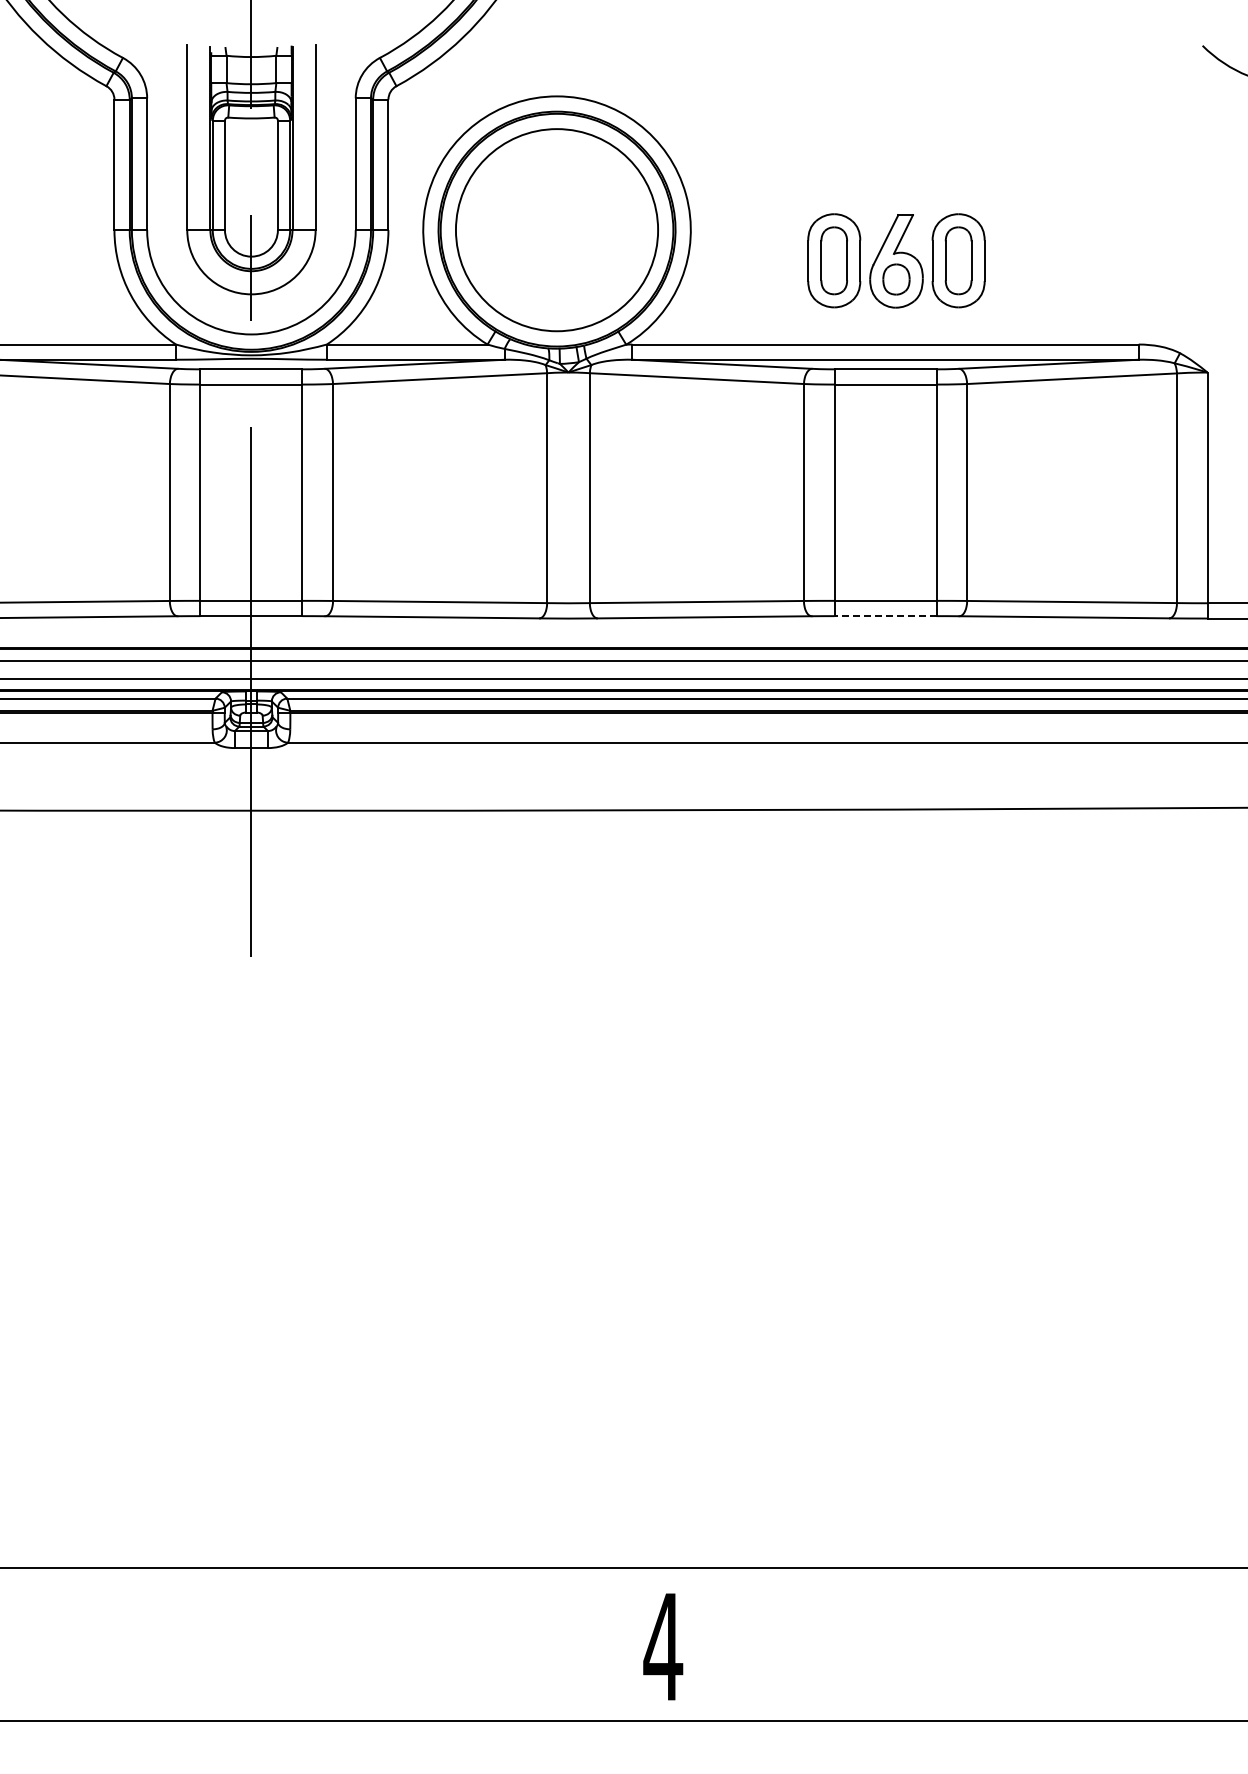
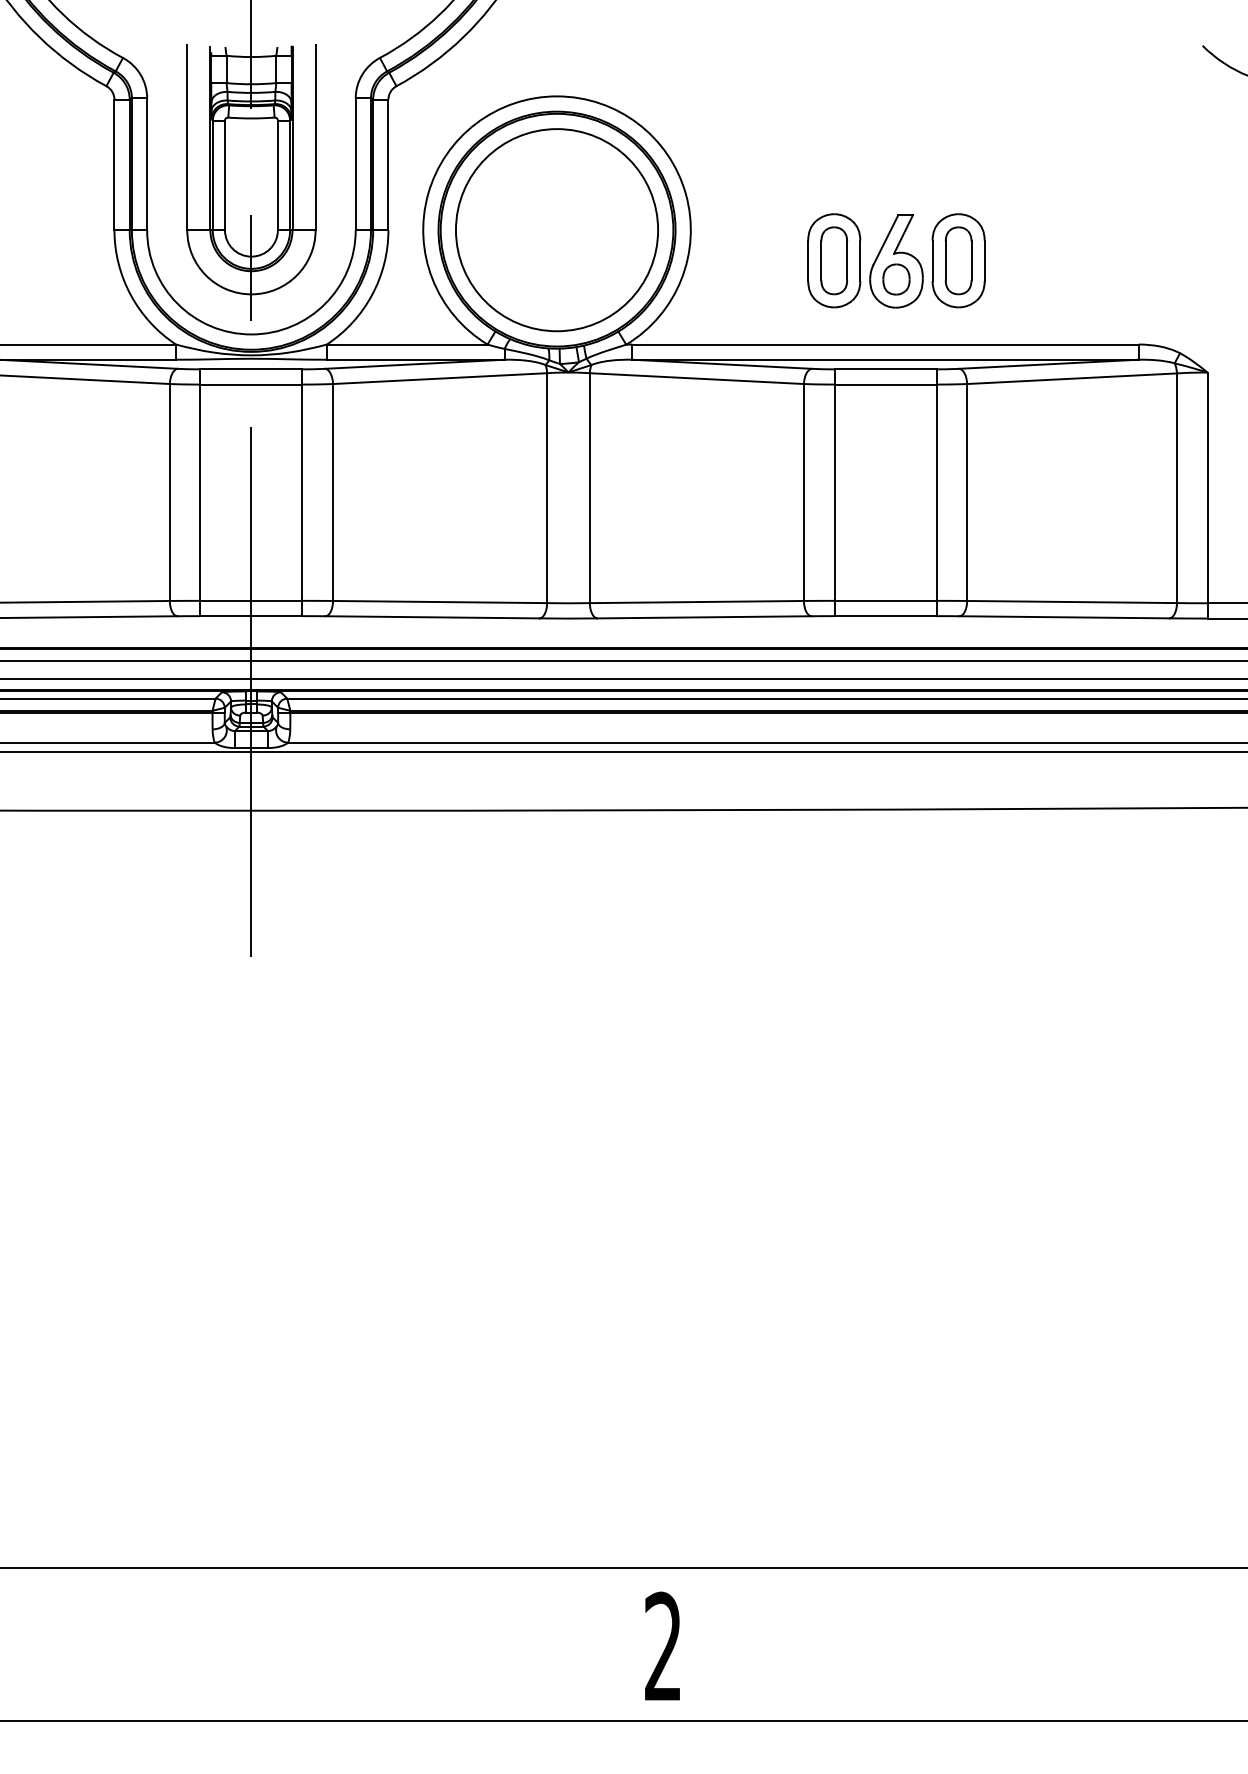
line: dashed -> solid (885, 616)
line: none -> present (623, 751)
text: 4 -> 2 (663, 1645)
